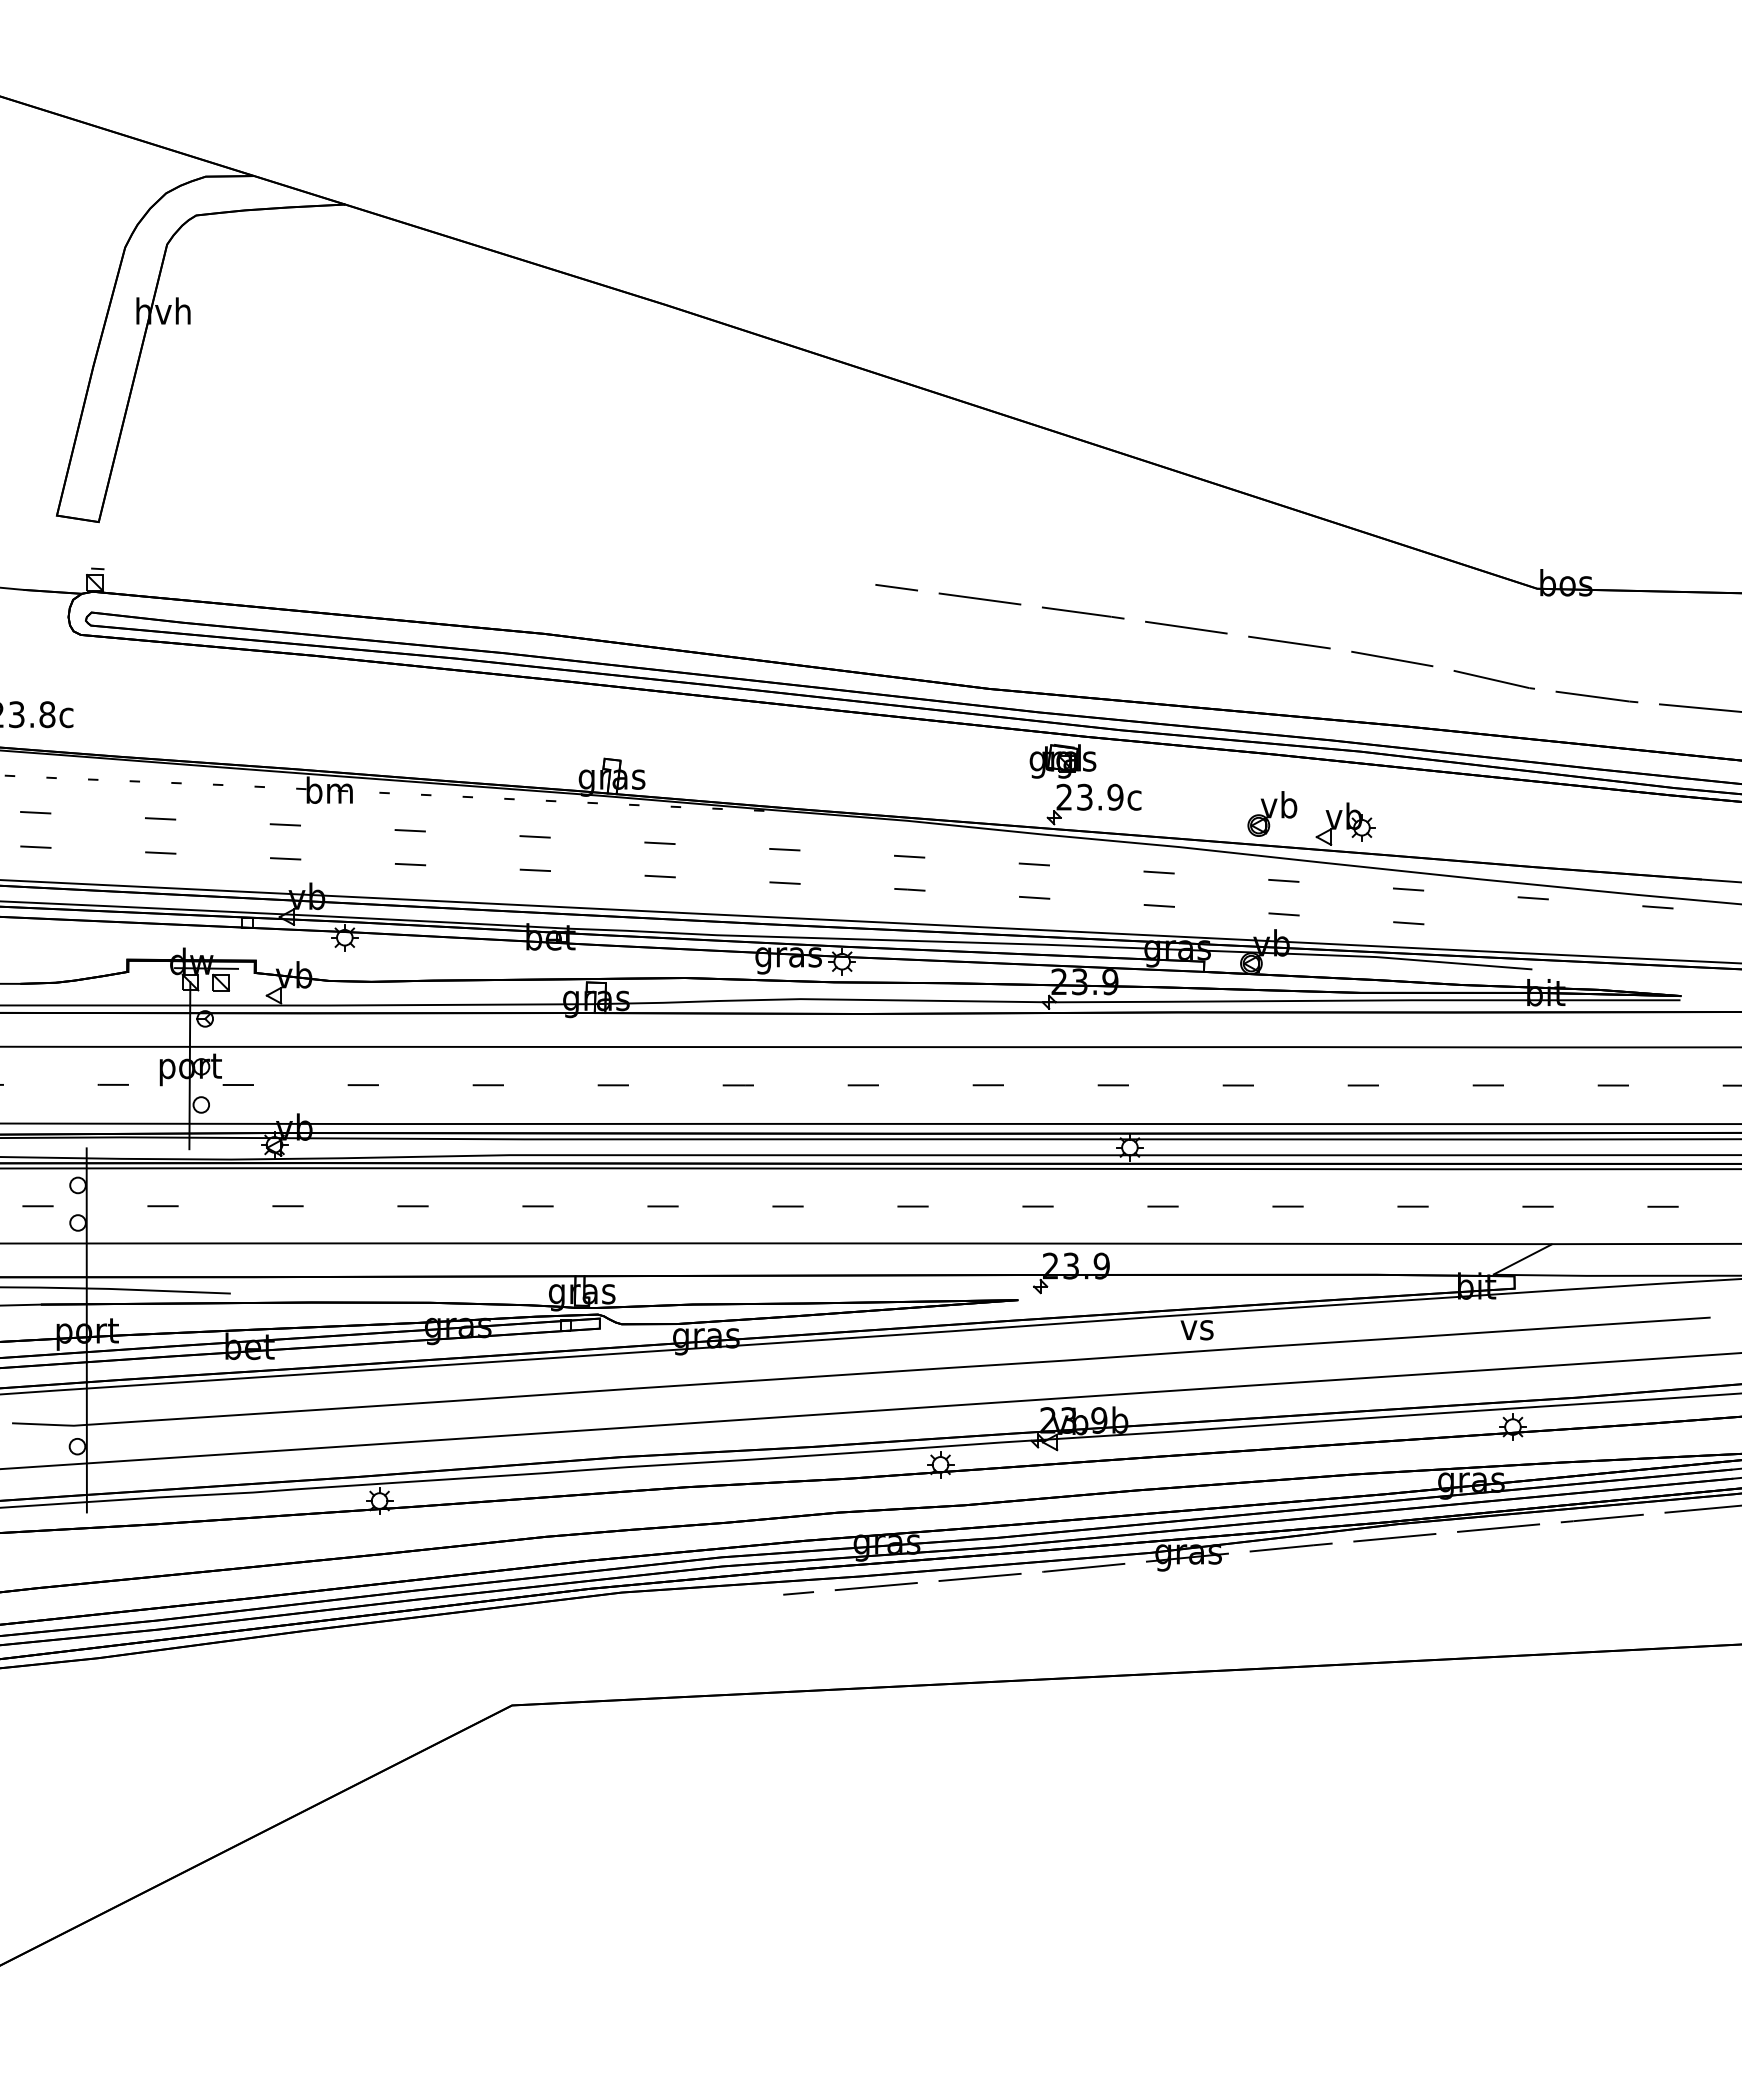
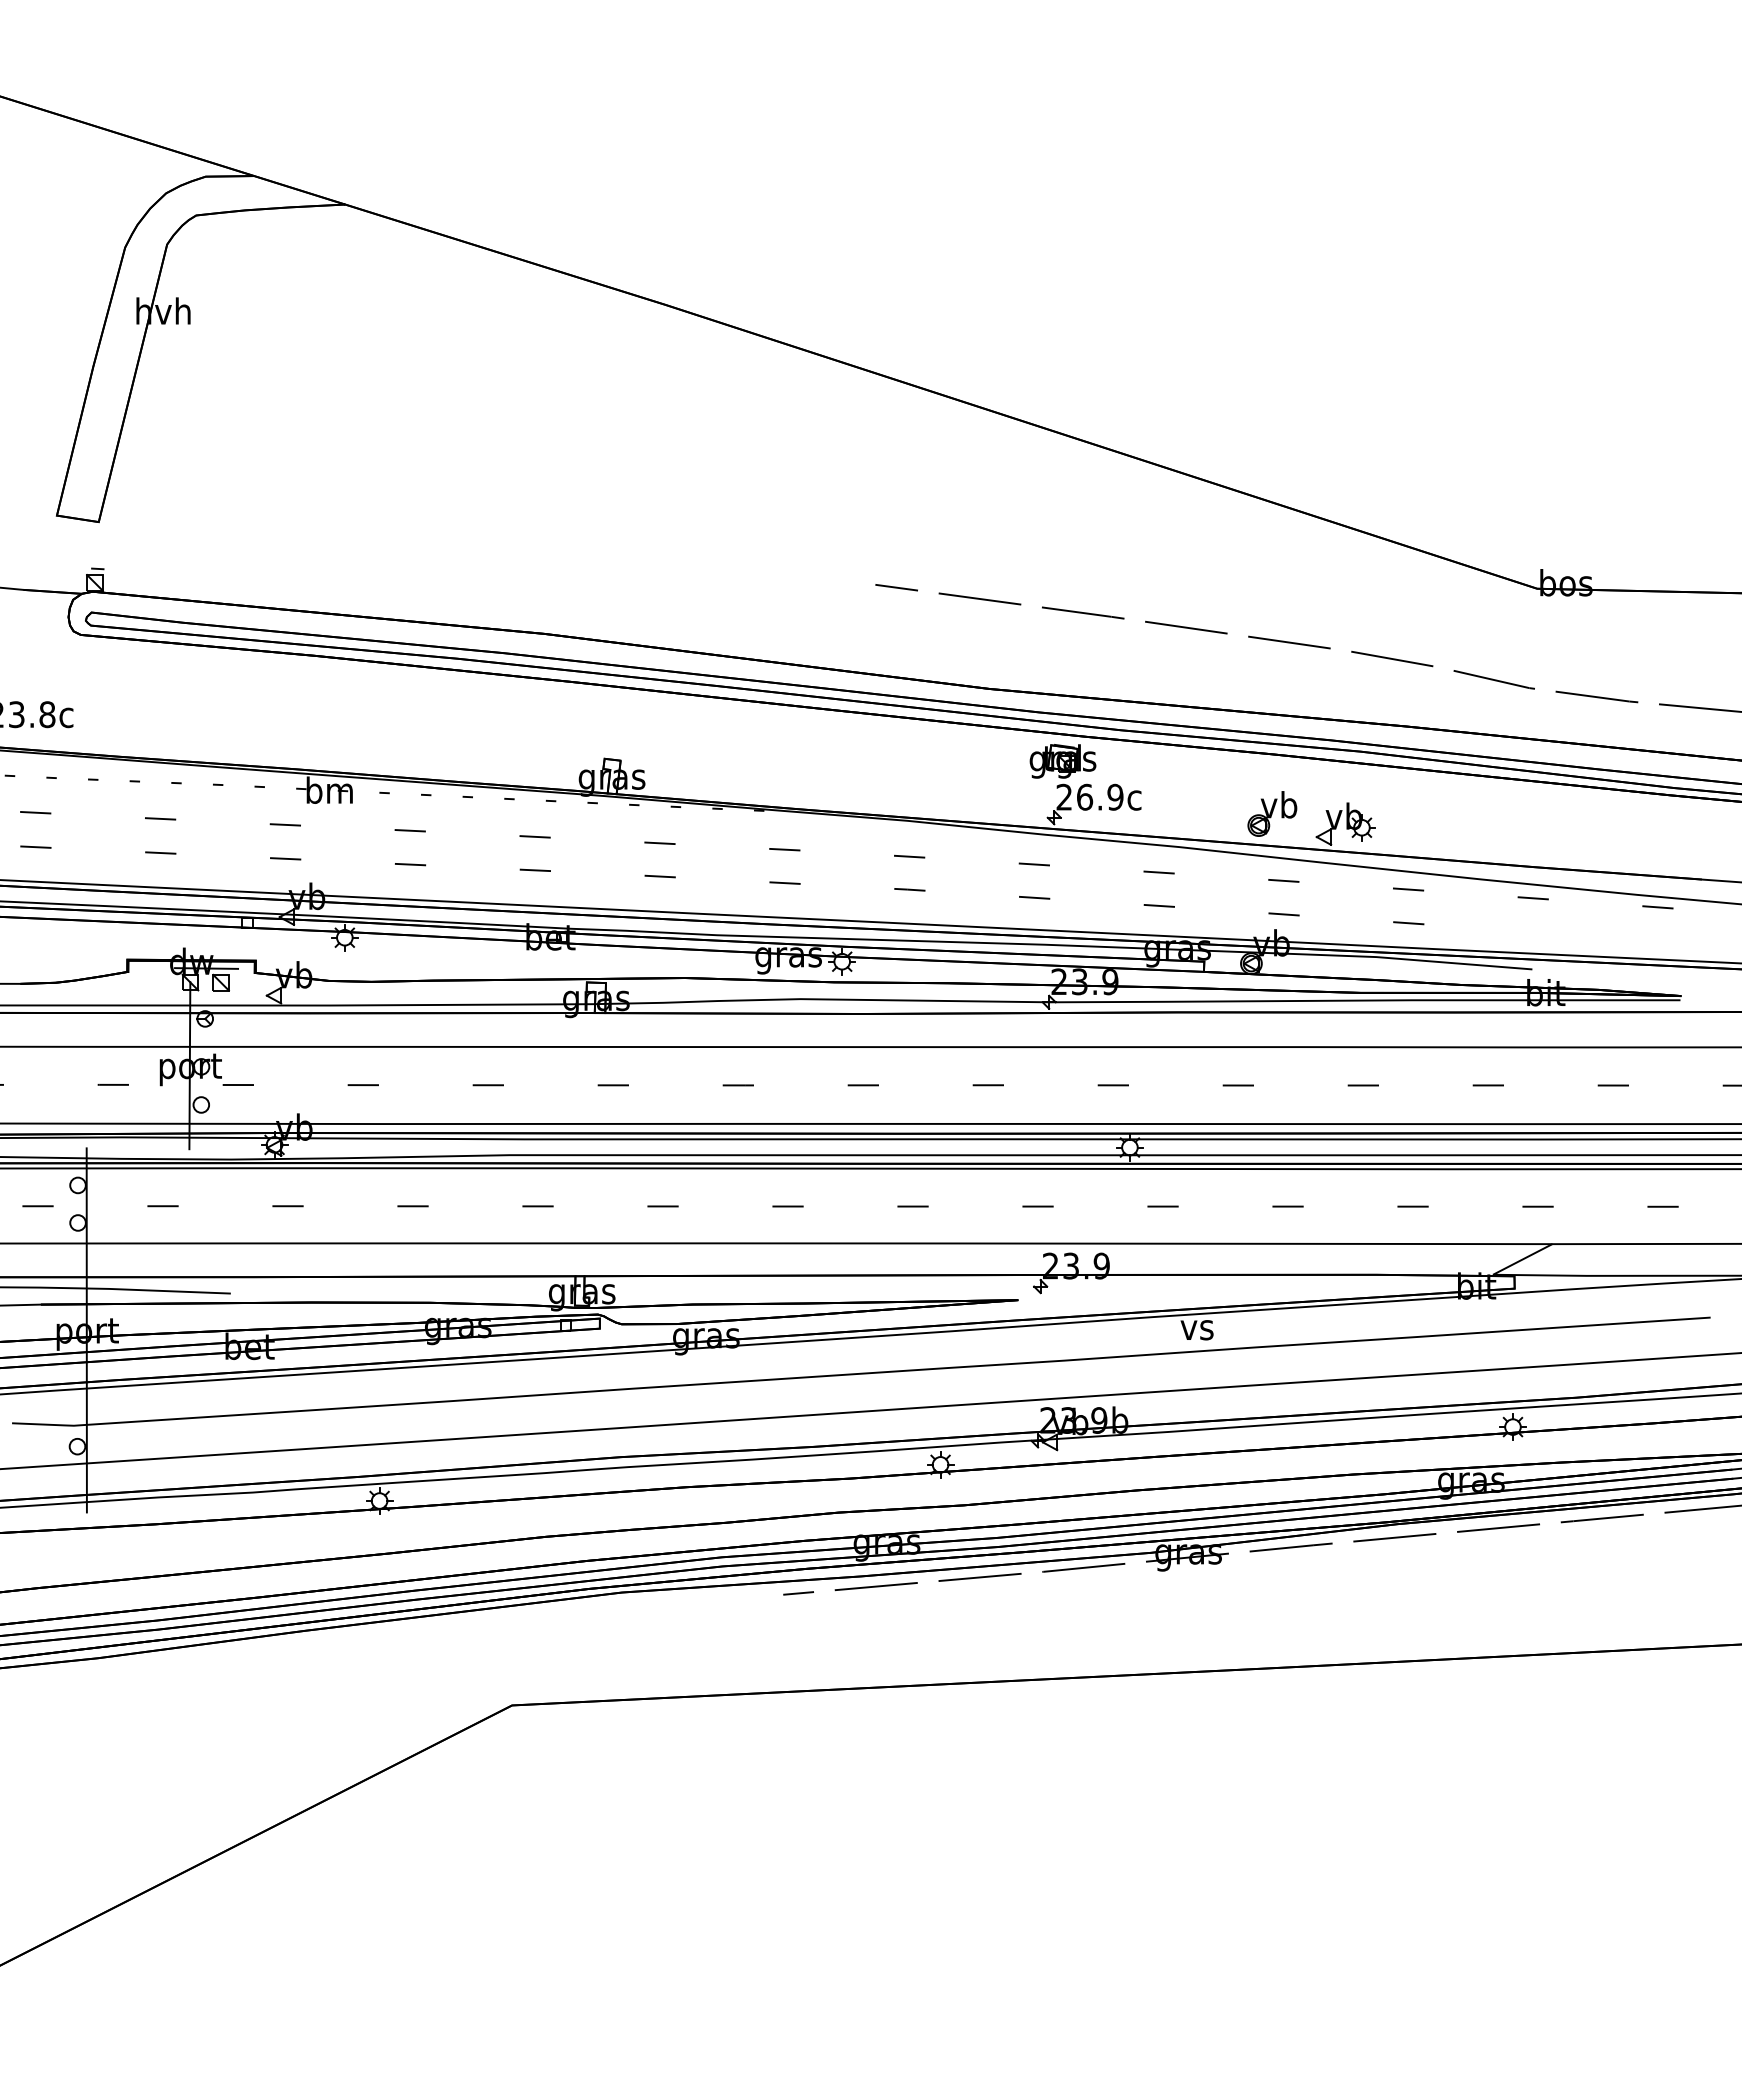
text: 23.9c -> 26.9c (1085, 796)
